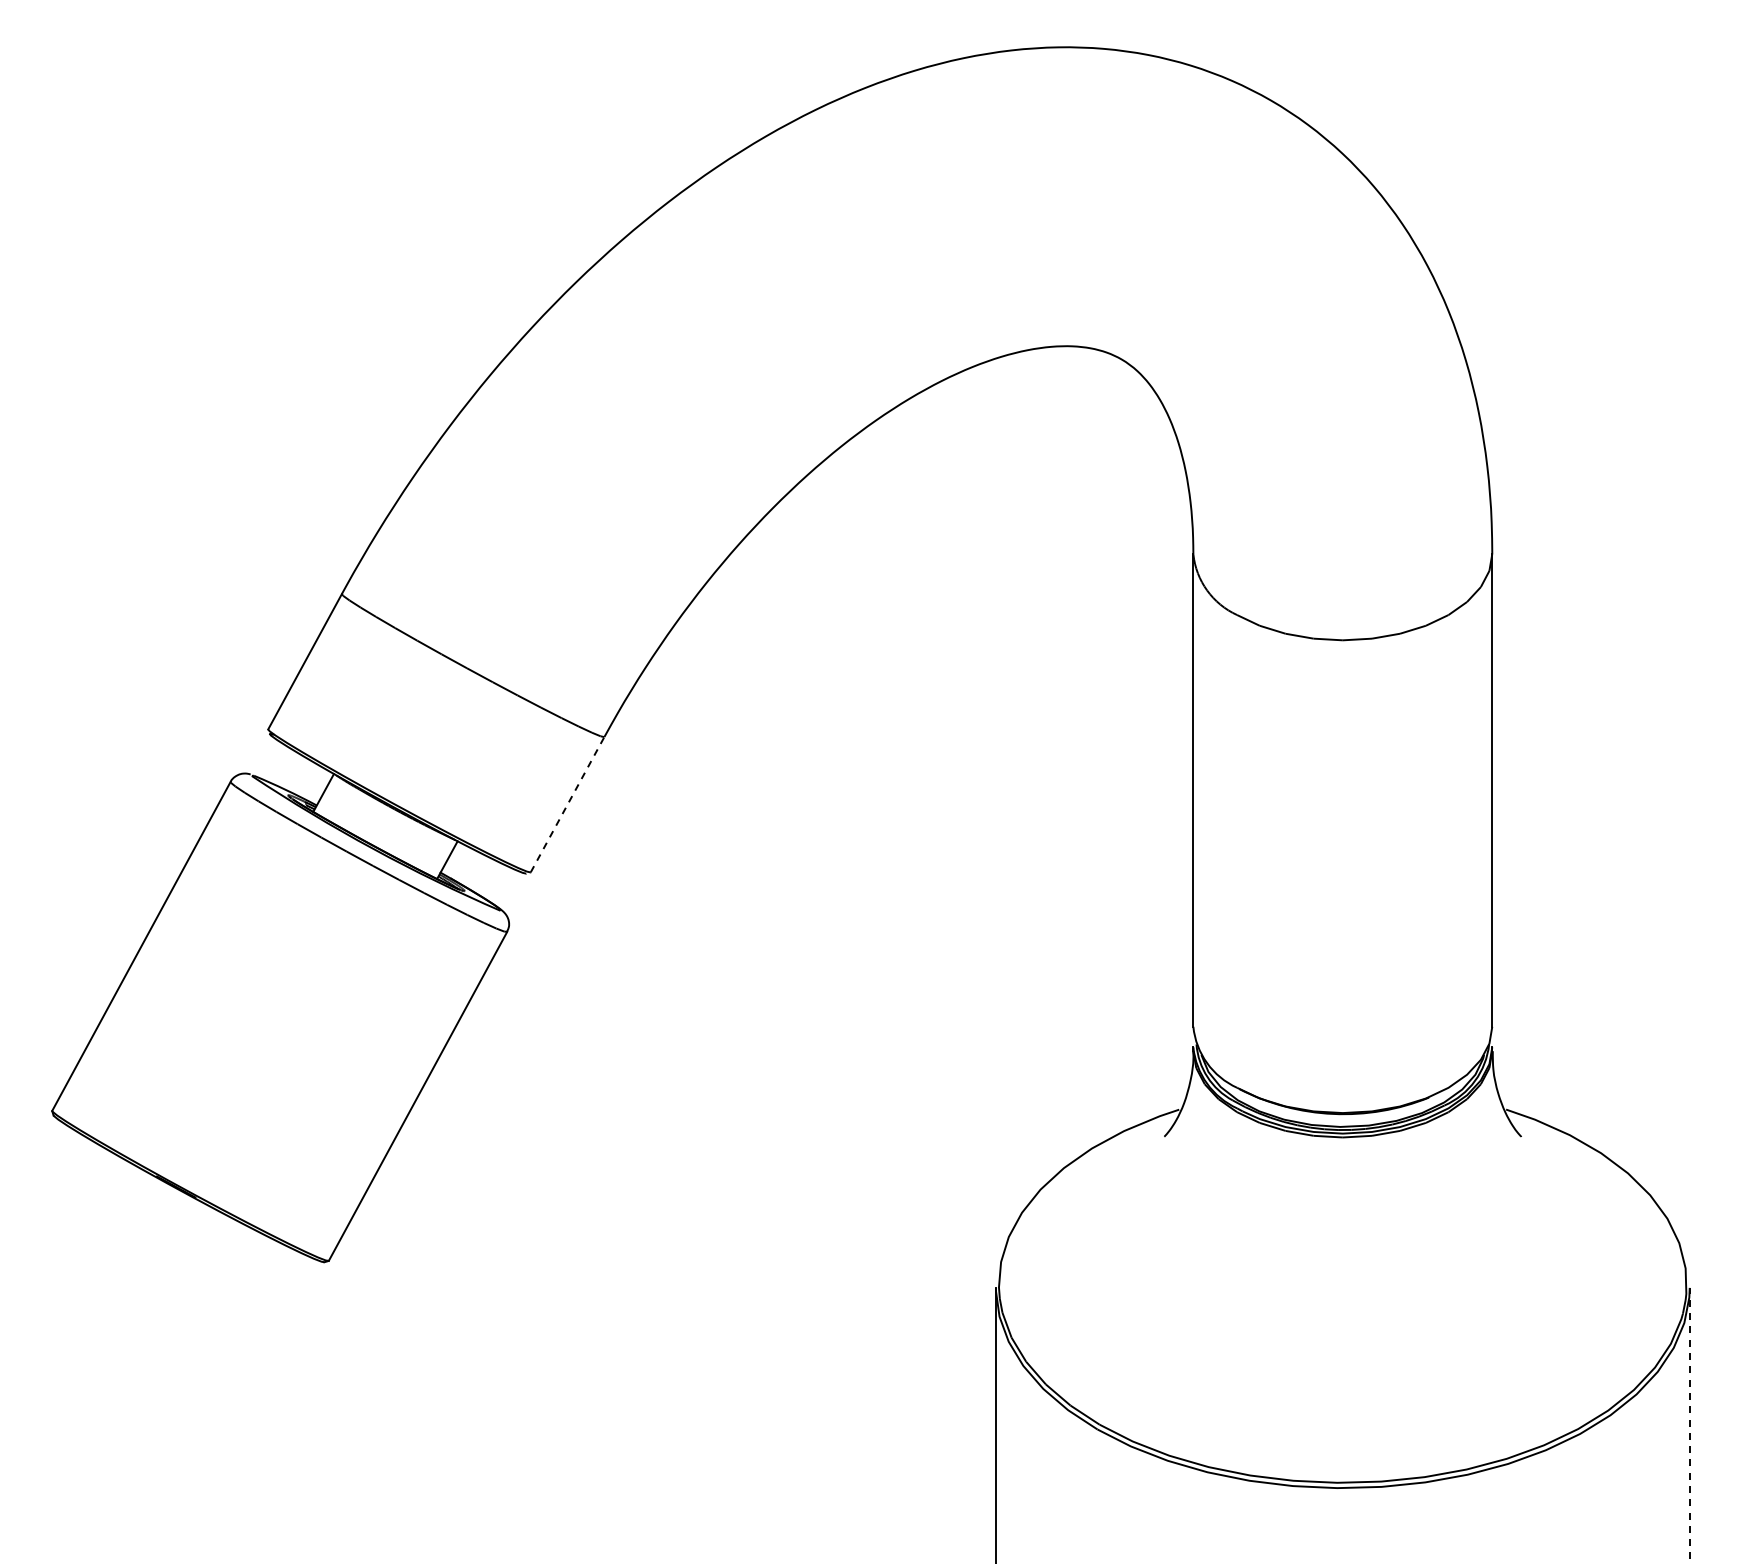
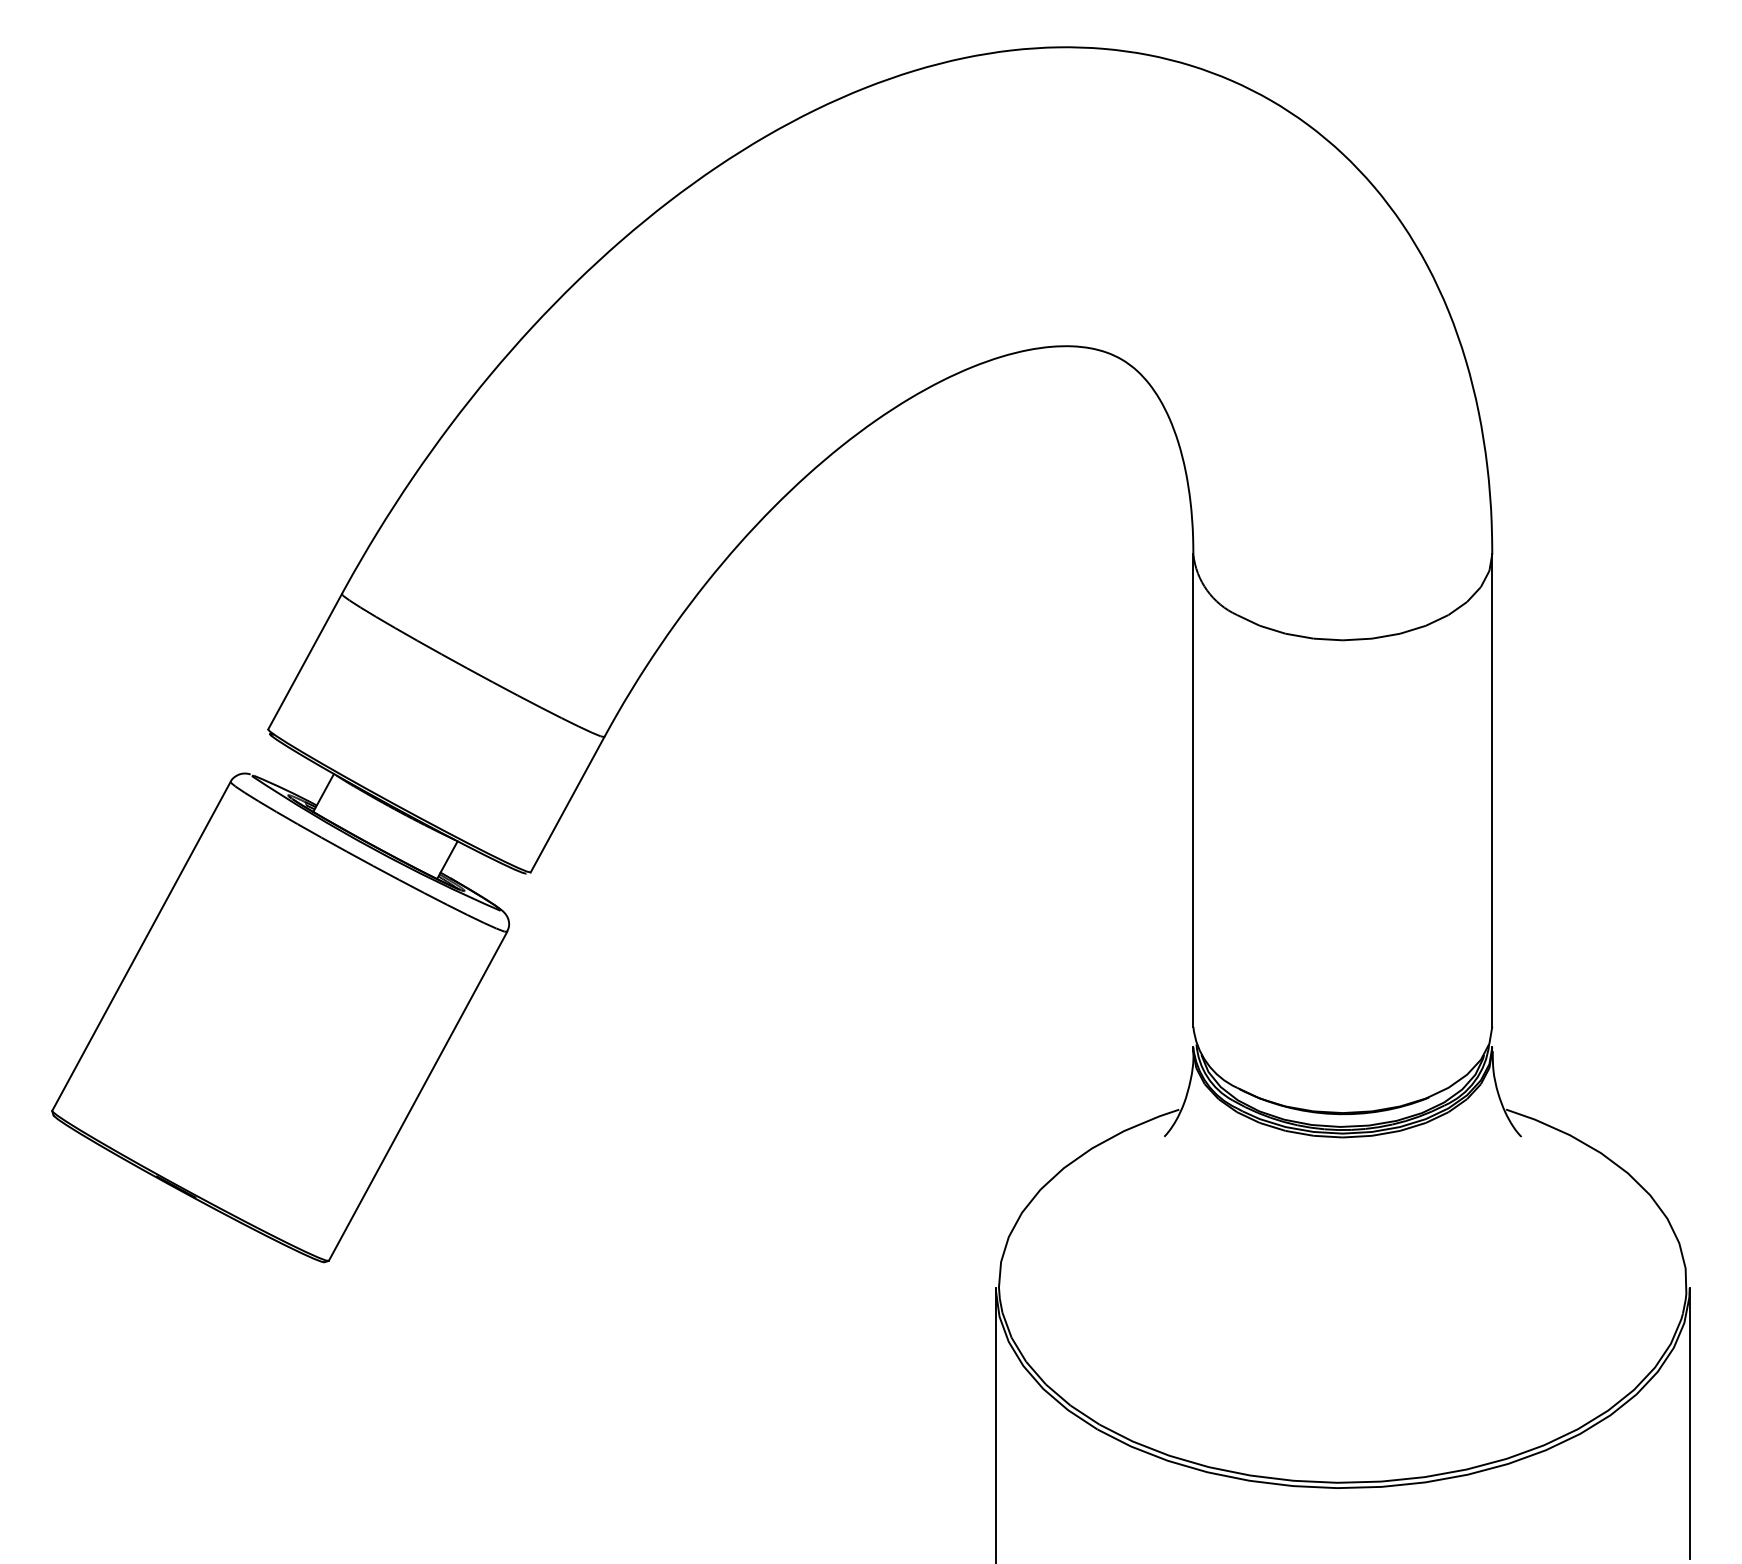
line: dashed -> solid (567, 804)
line: dashed -> solid (1689, 1423)
